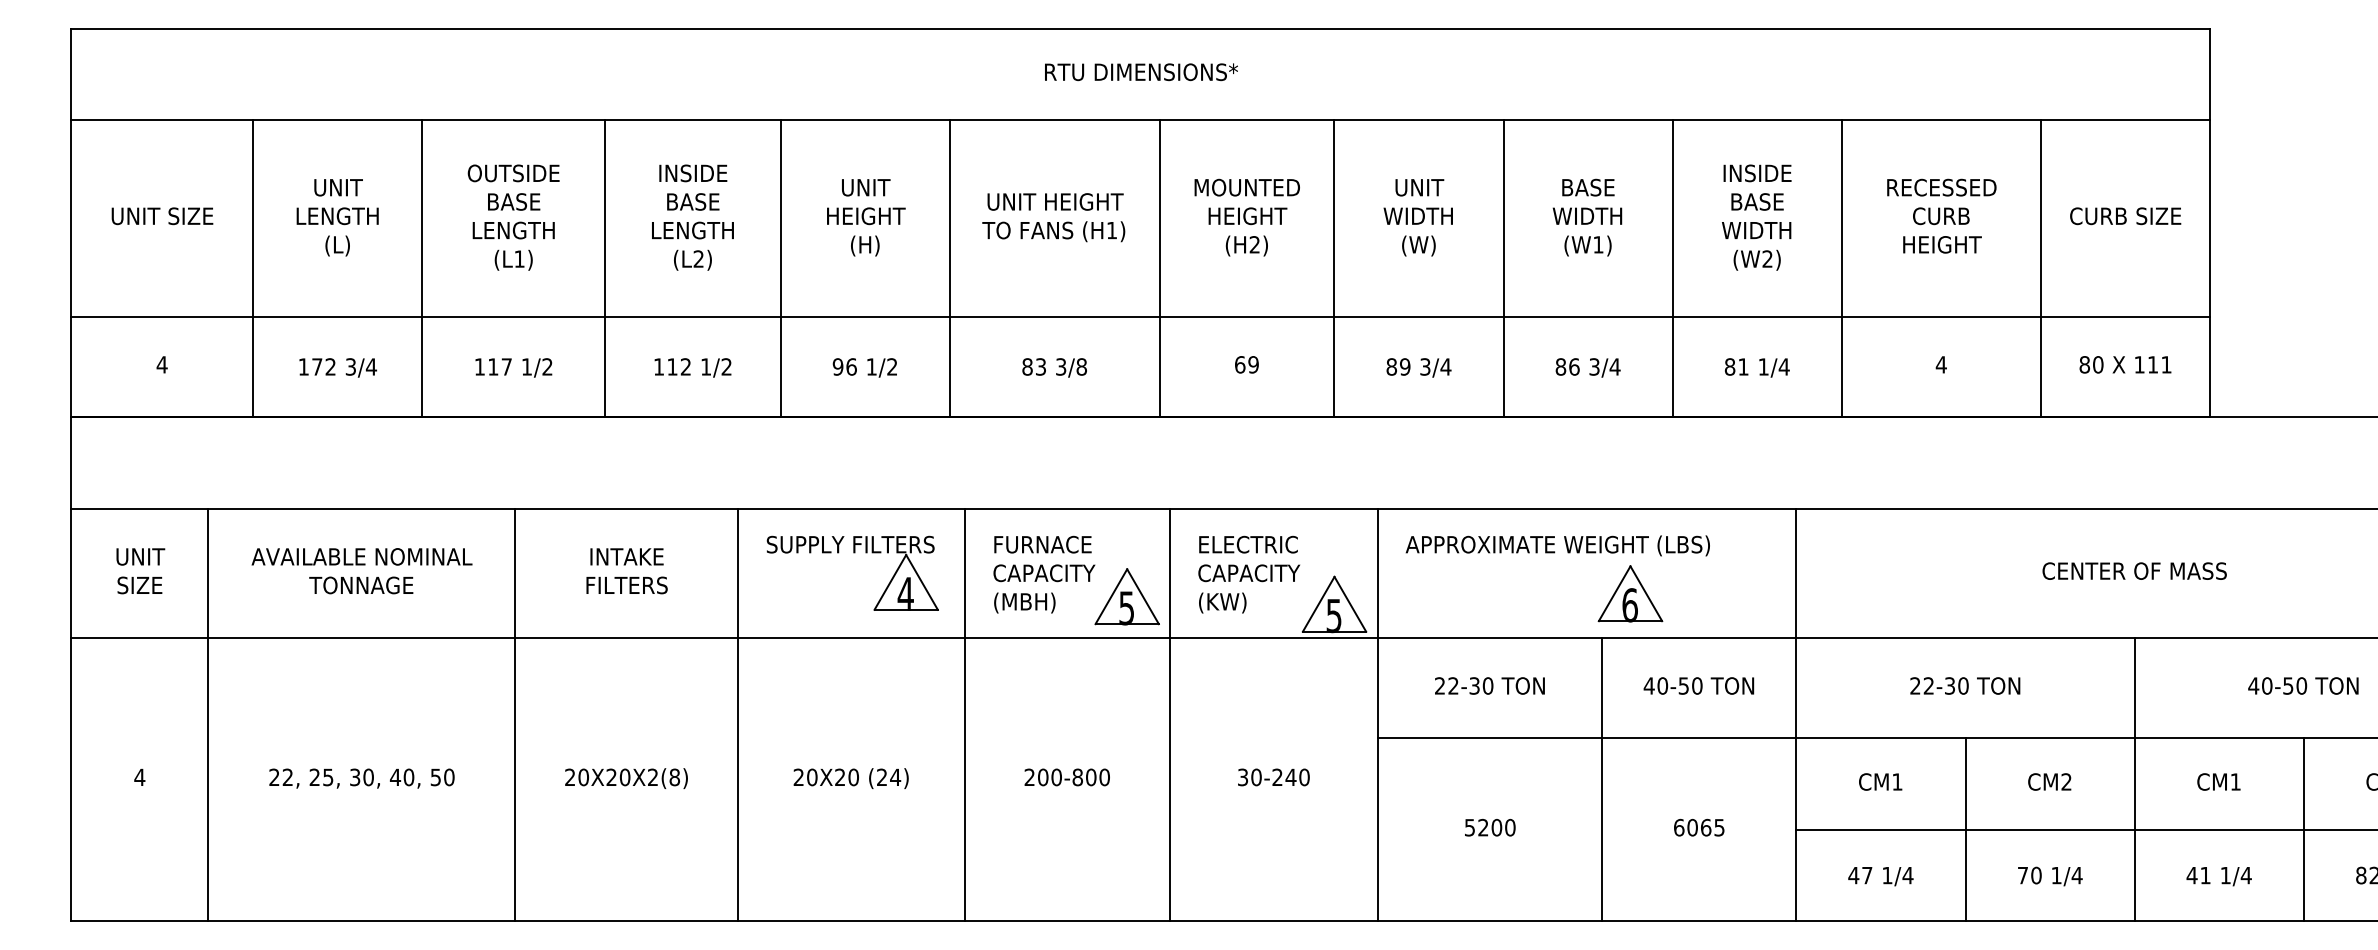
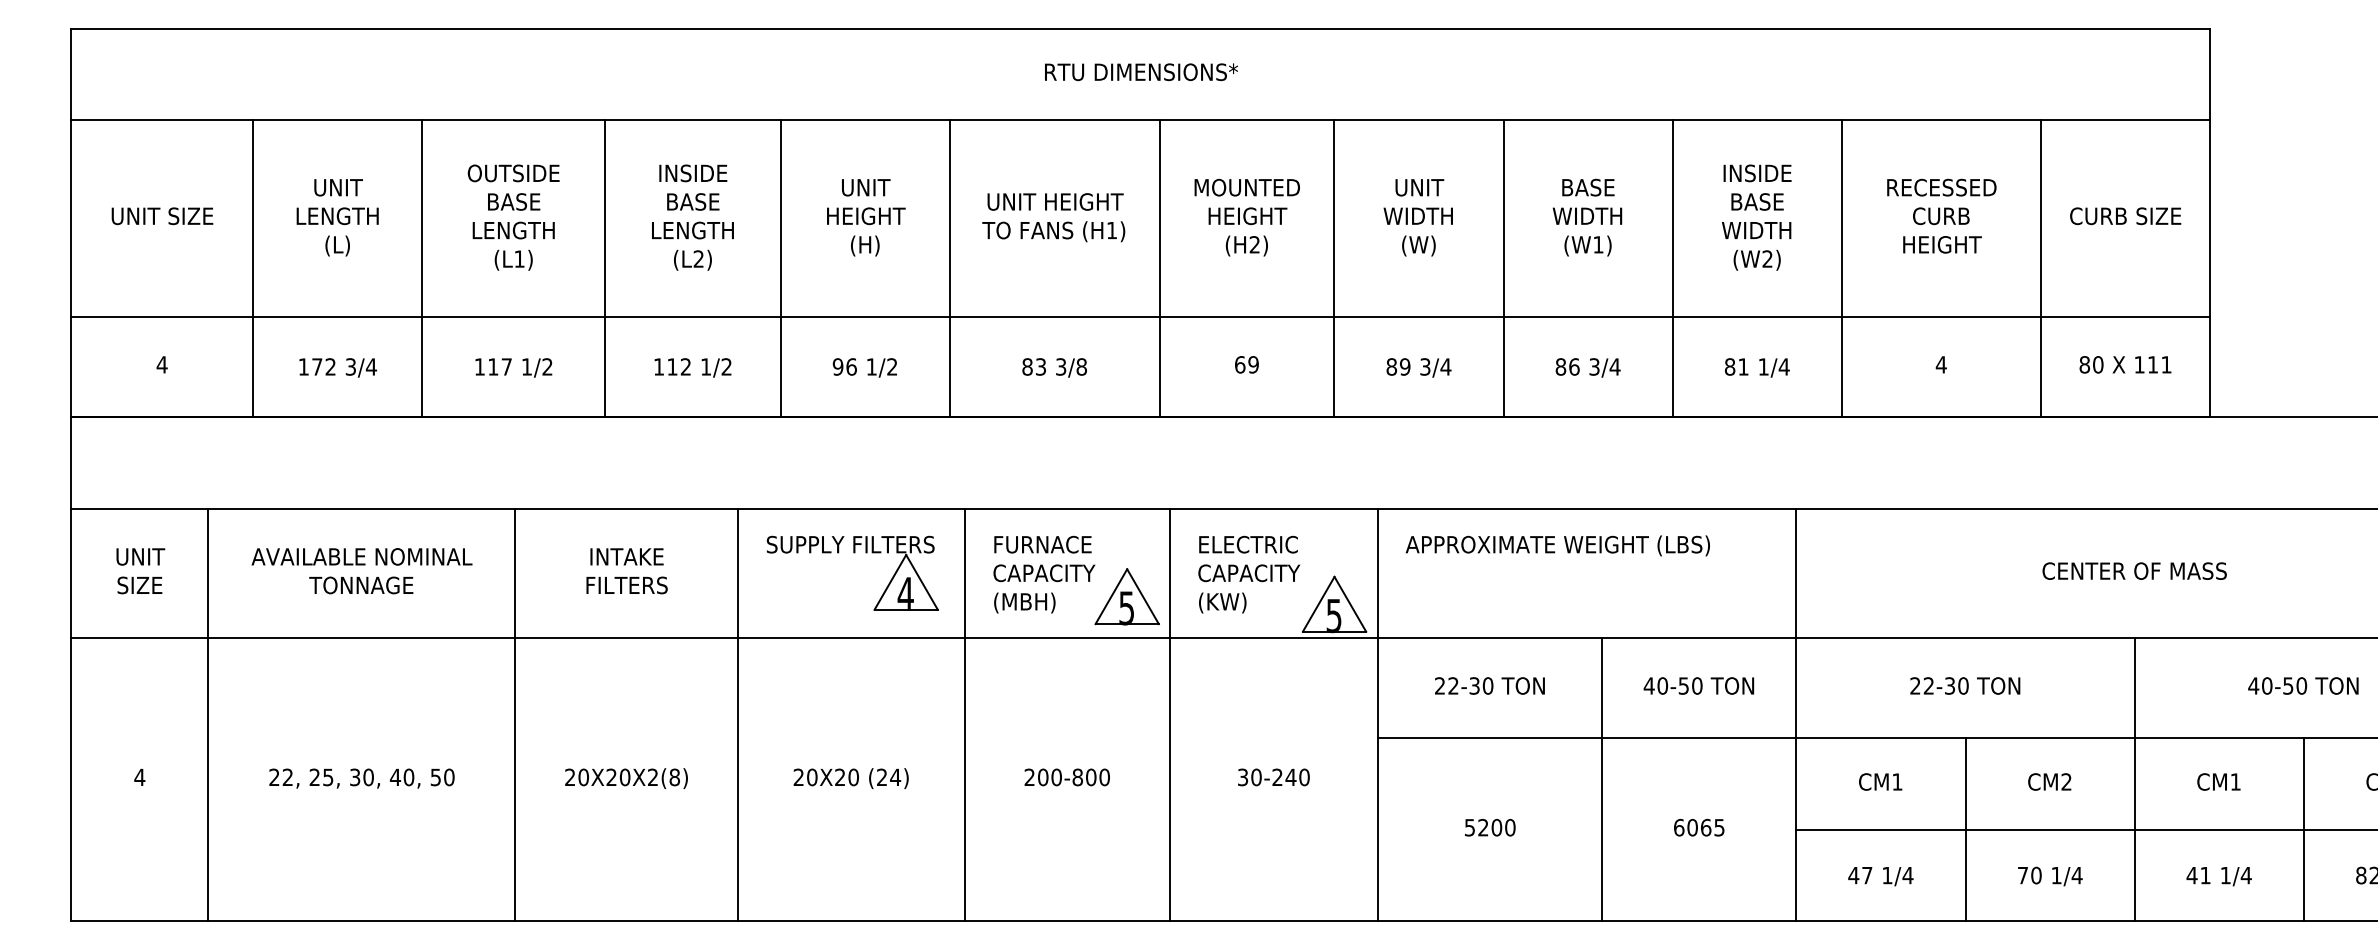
part: present -> none (1630, 593)
